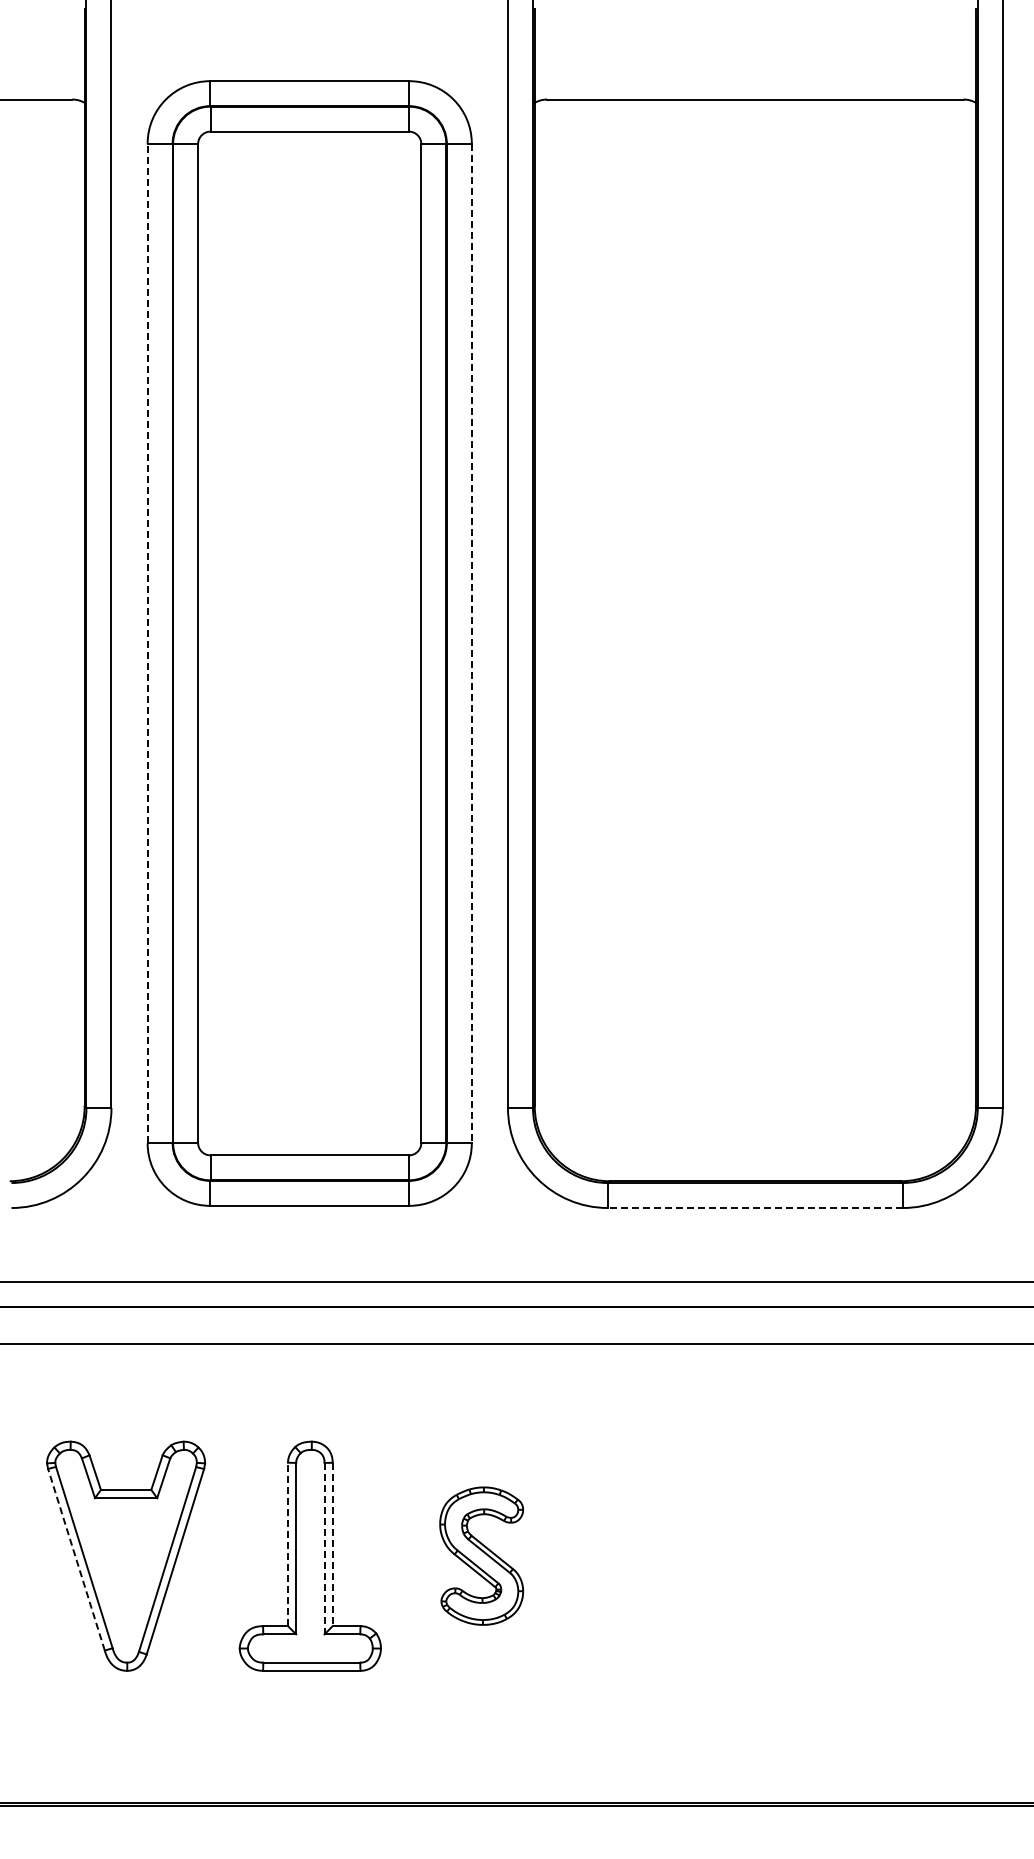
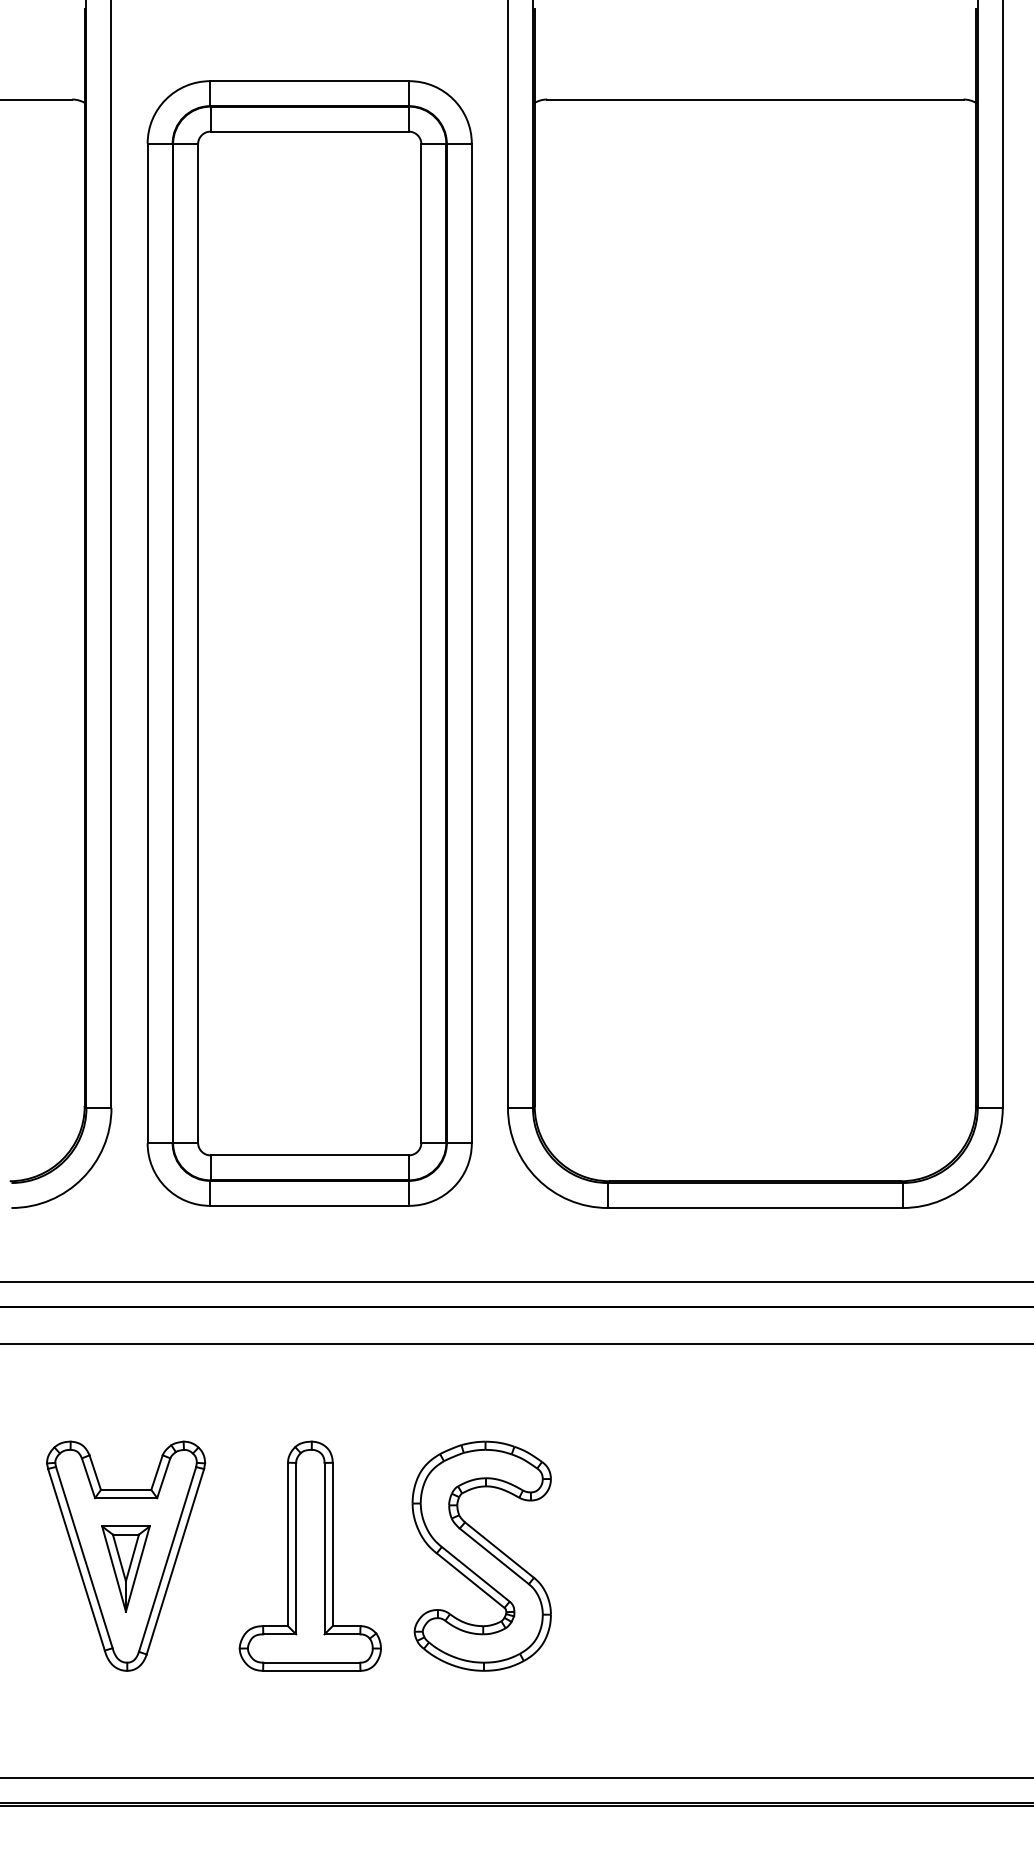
line: dashed -> solid (147, 643)
line: dashed -> solid (471, 643)
line: dashed -> solid (754, 1208)
line: dashed -> solid (288, 1544)
line: dashed -> solid (332, 1544)
line: dashed -> solid (324, 1548)
part size: 86x140 px -> 141x232 px (481, 1555)
line: dashed -> solid (76, 1559)
part: none -> present (125, 1568)
line: none -> present (516, 1778)
